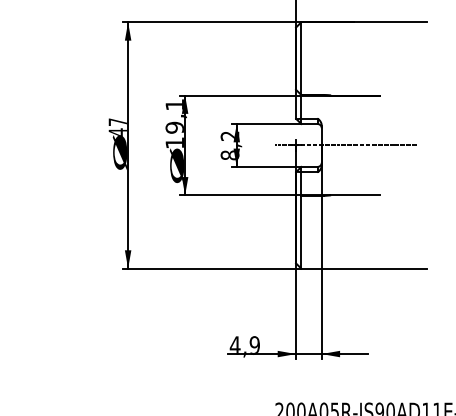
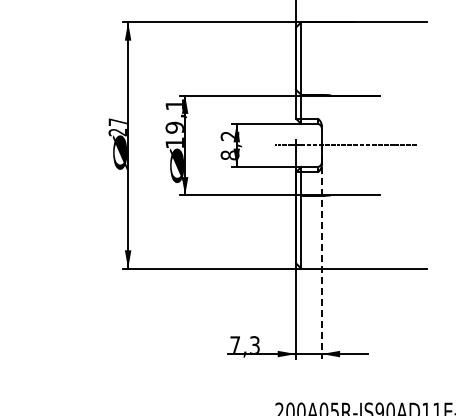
text: 47 -> 27 (117, 132)
line: solid -> dashed (321, 252)
text: 4,9 -> 7,3 (244, 344)
